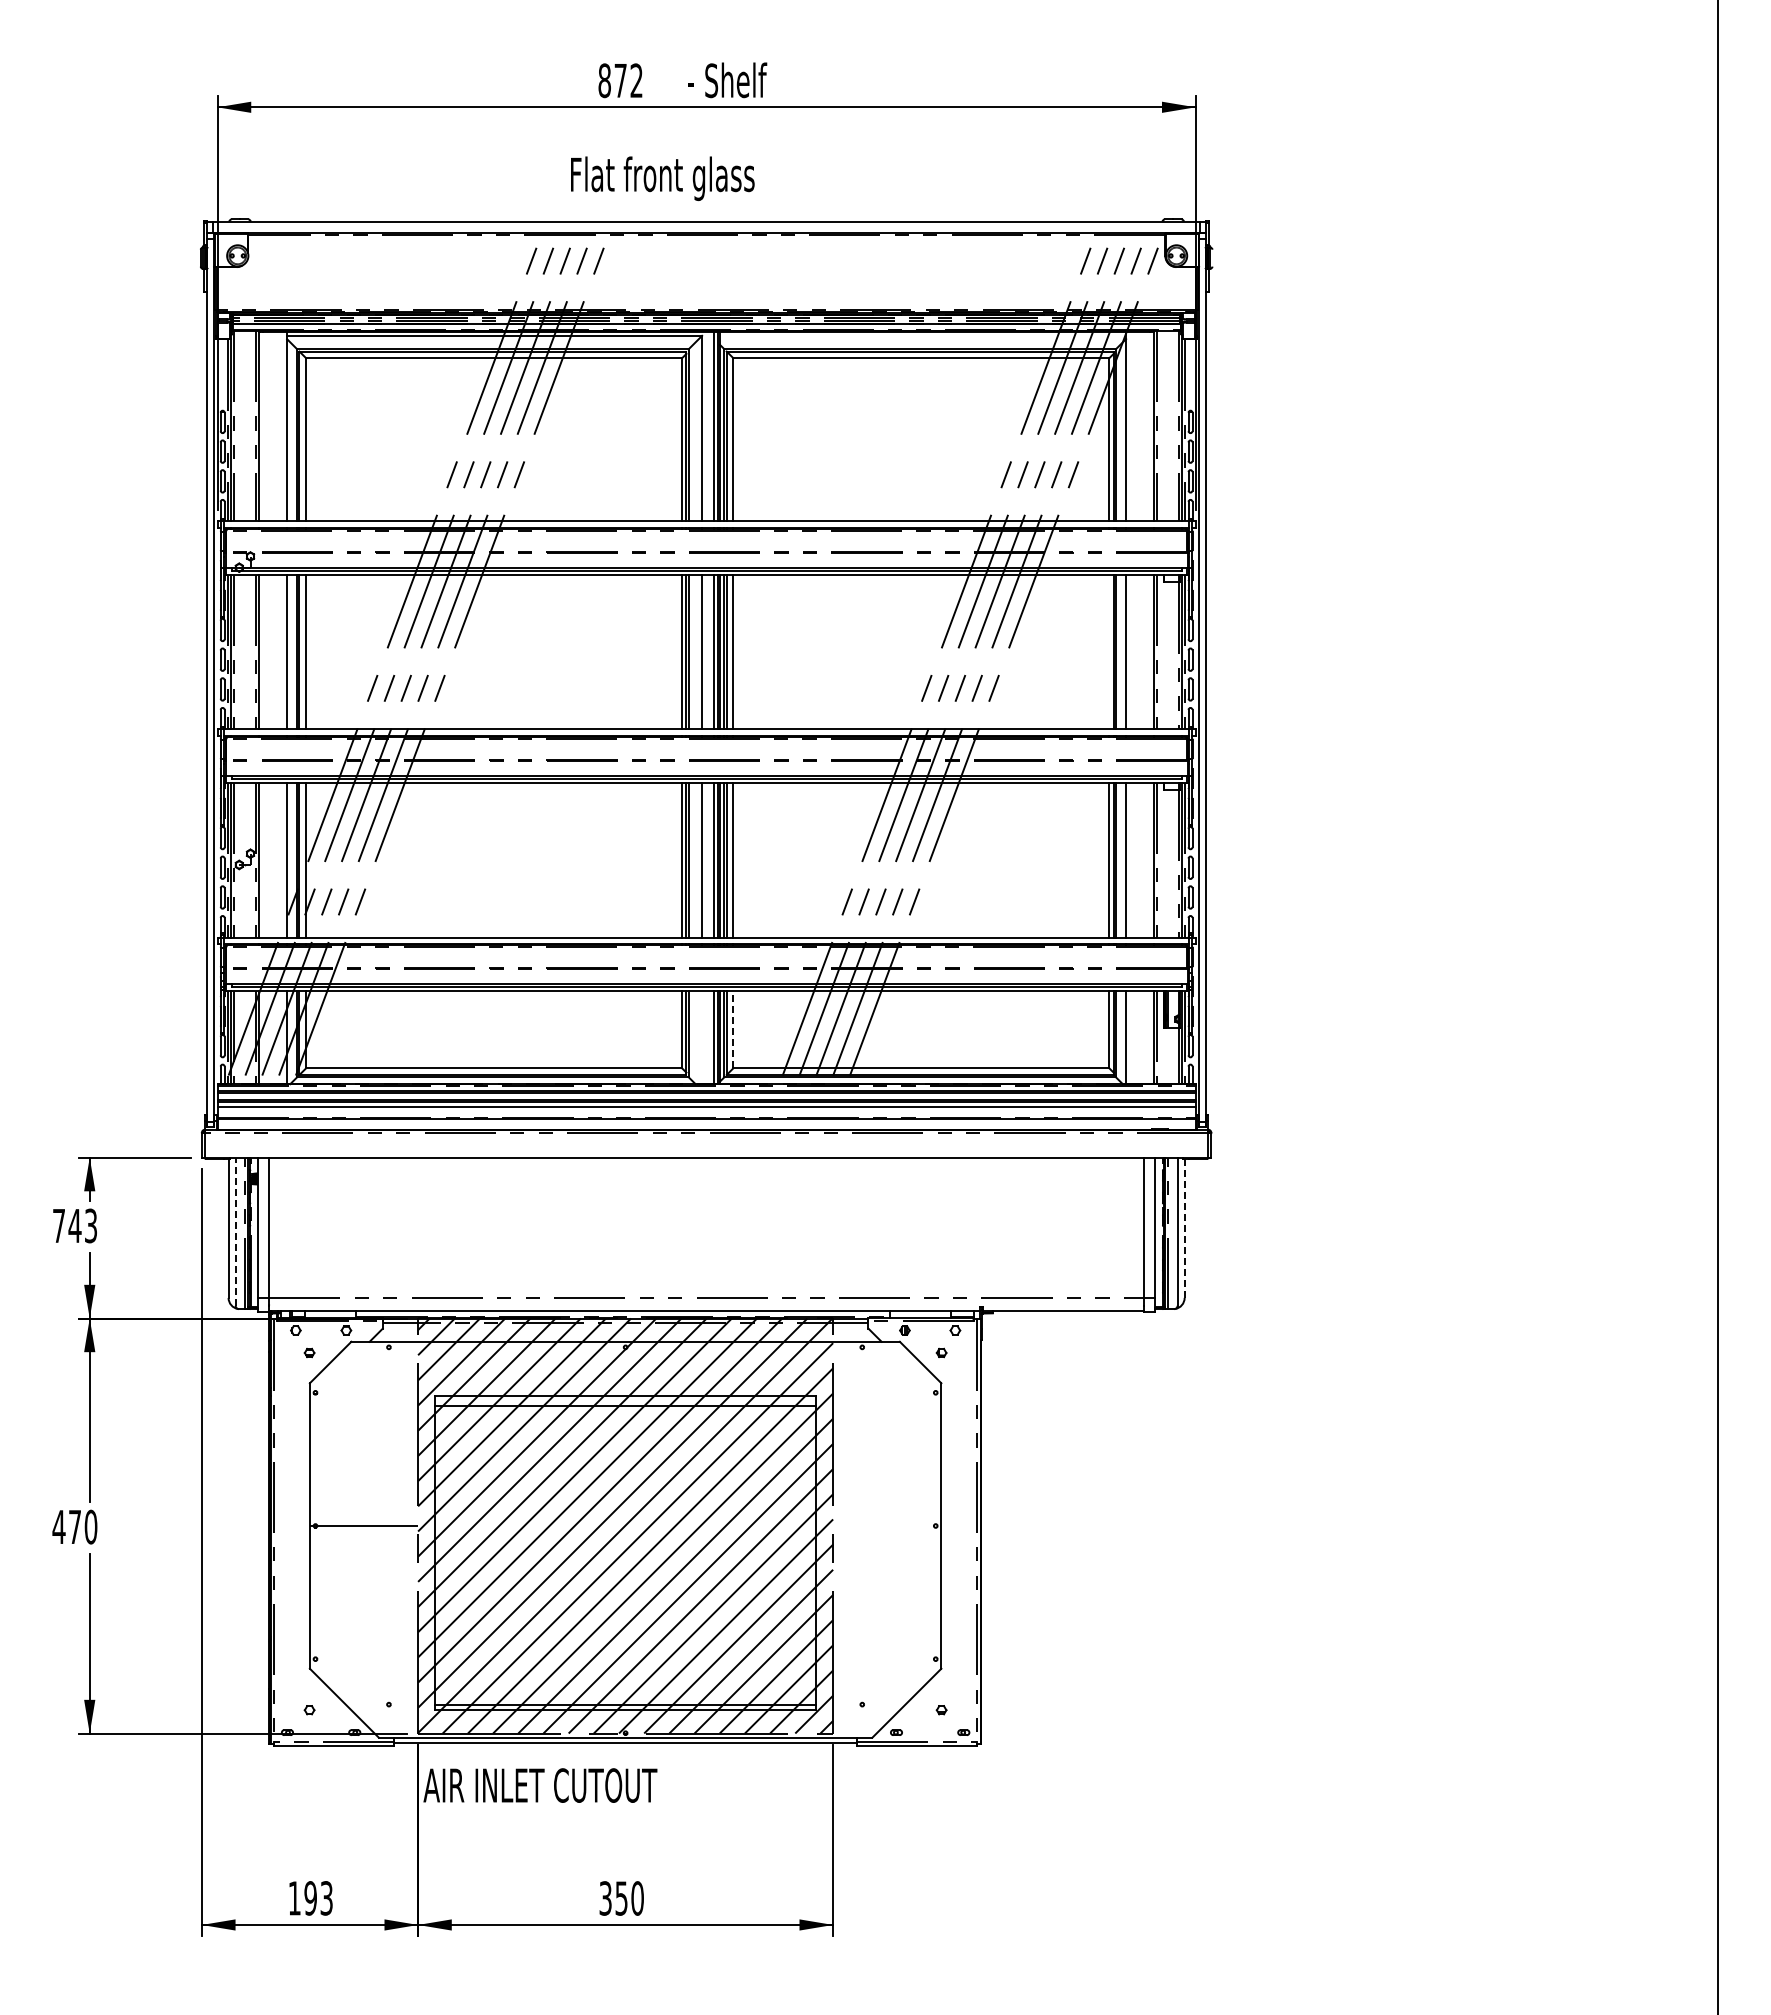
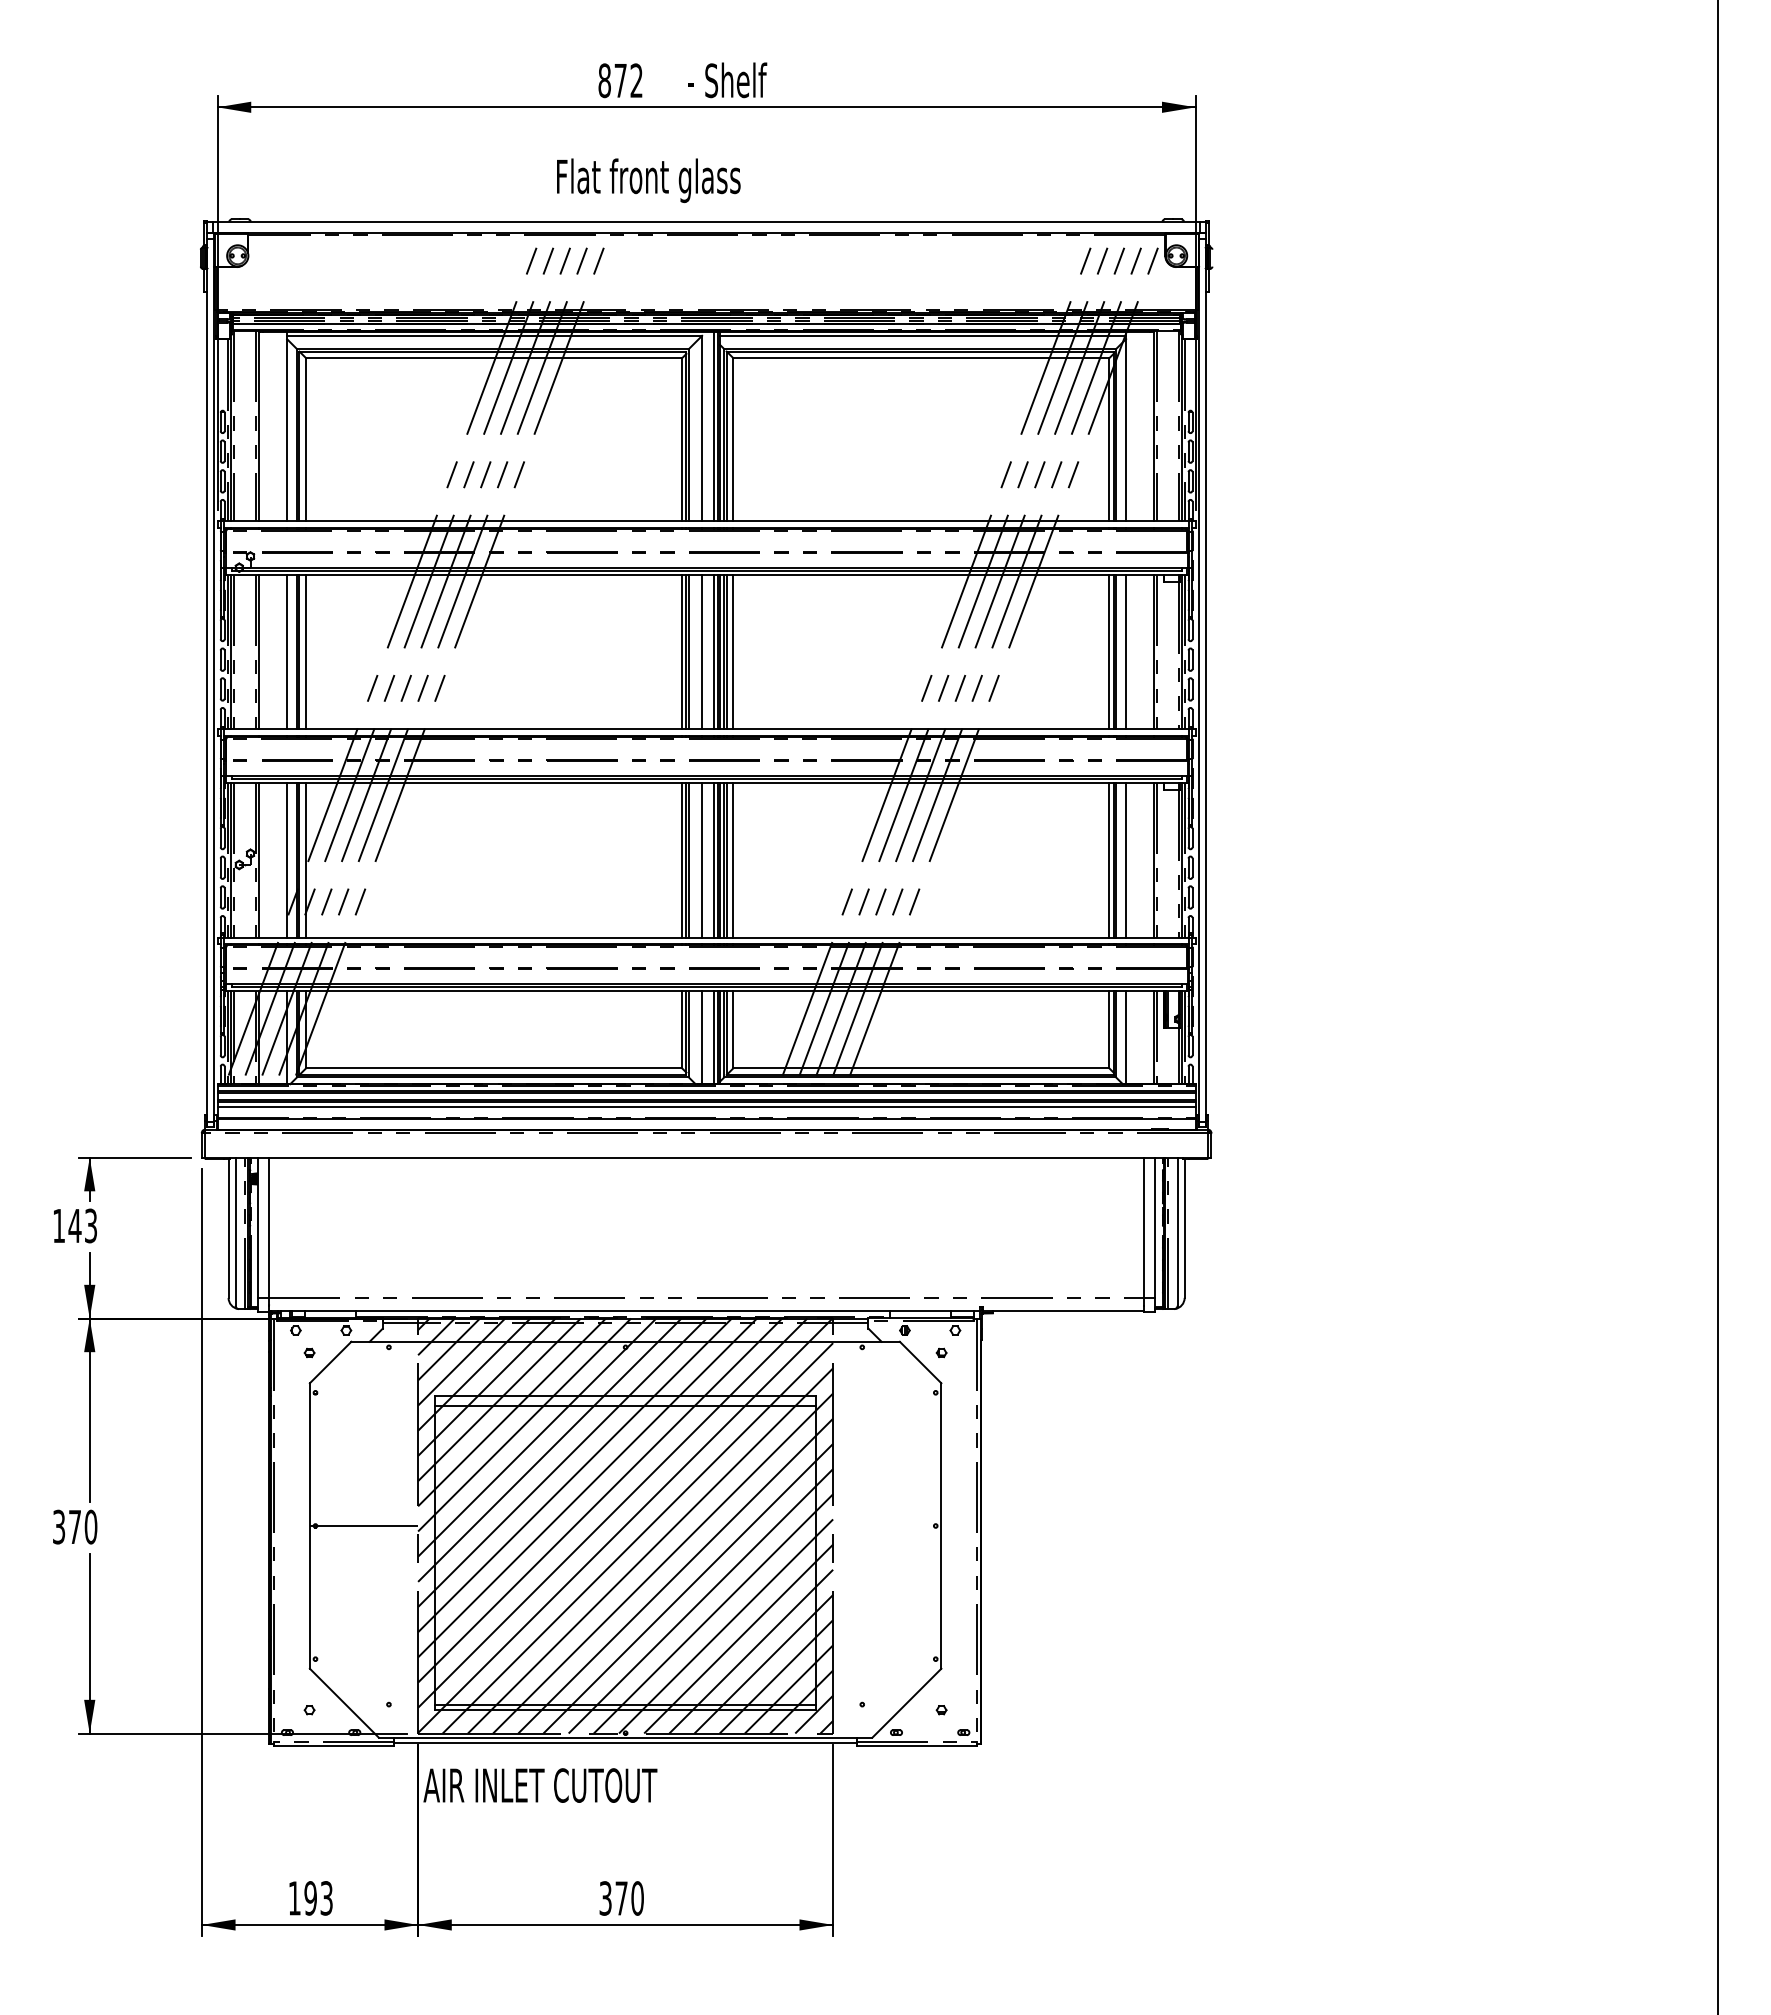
text position: (662, 178) -> (648, 180) (648, 180)
line: none -> present (923, 335)
line: none -> present (1109, 651)
line: dashed -> solid (733, 1029)
line: none -> present (702, 1037)
text: 743 -> 143 (58, 1225)
line: dashed -> solid (1184, 1228)
line: dashed -> solid (235, 1231)
text: 470 -> 370 (58, 1526)
text: 350 -> 370 (621, 1898)
